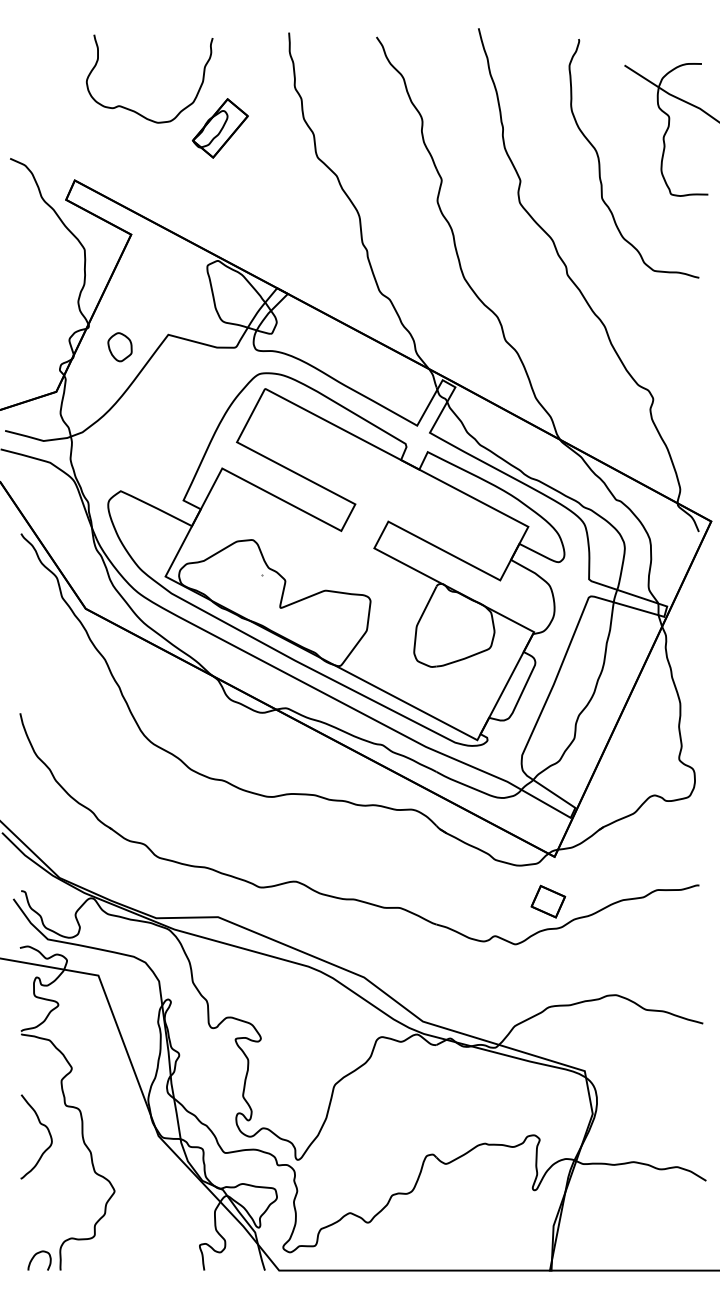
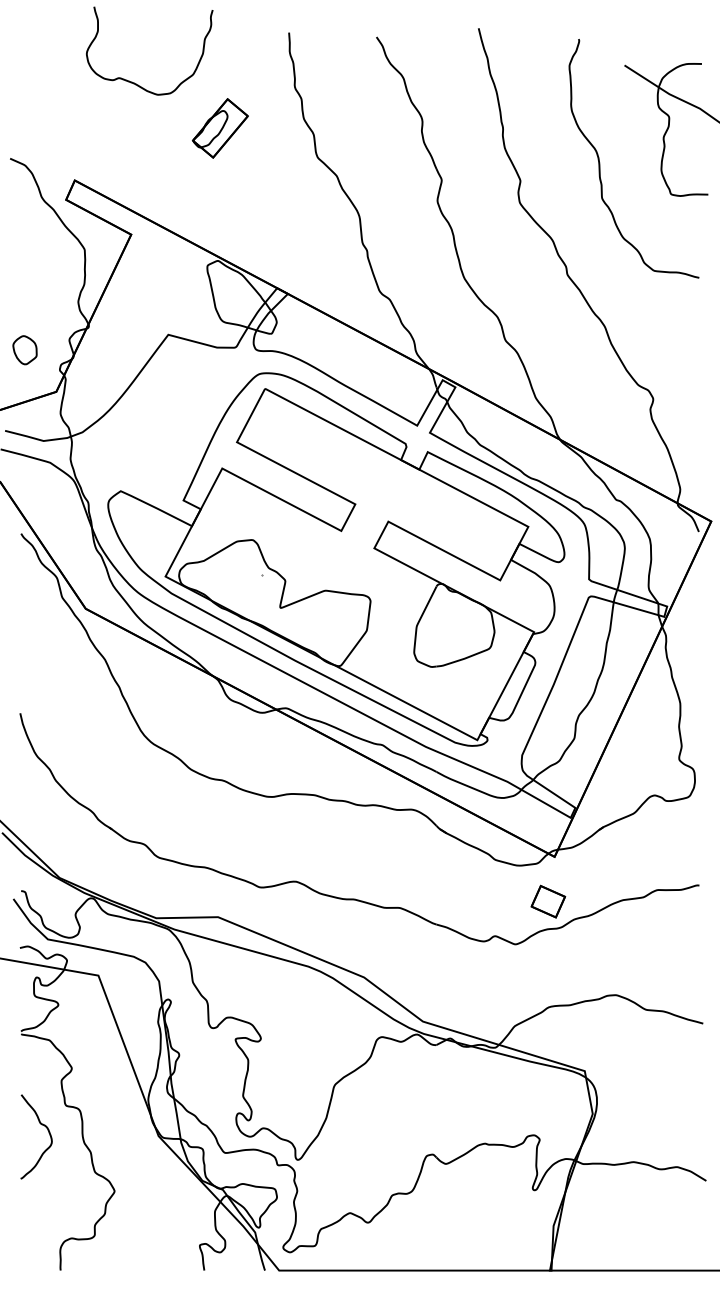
curve position: (134, 110) -> (134, 82) (134, 82)
part position: (119, 347) -> (24, 350) (24, 350)
curve: present -> none (35, 1256)
